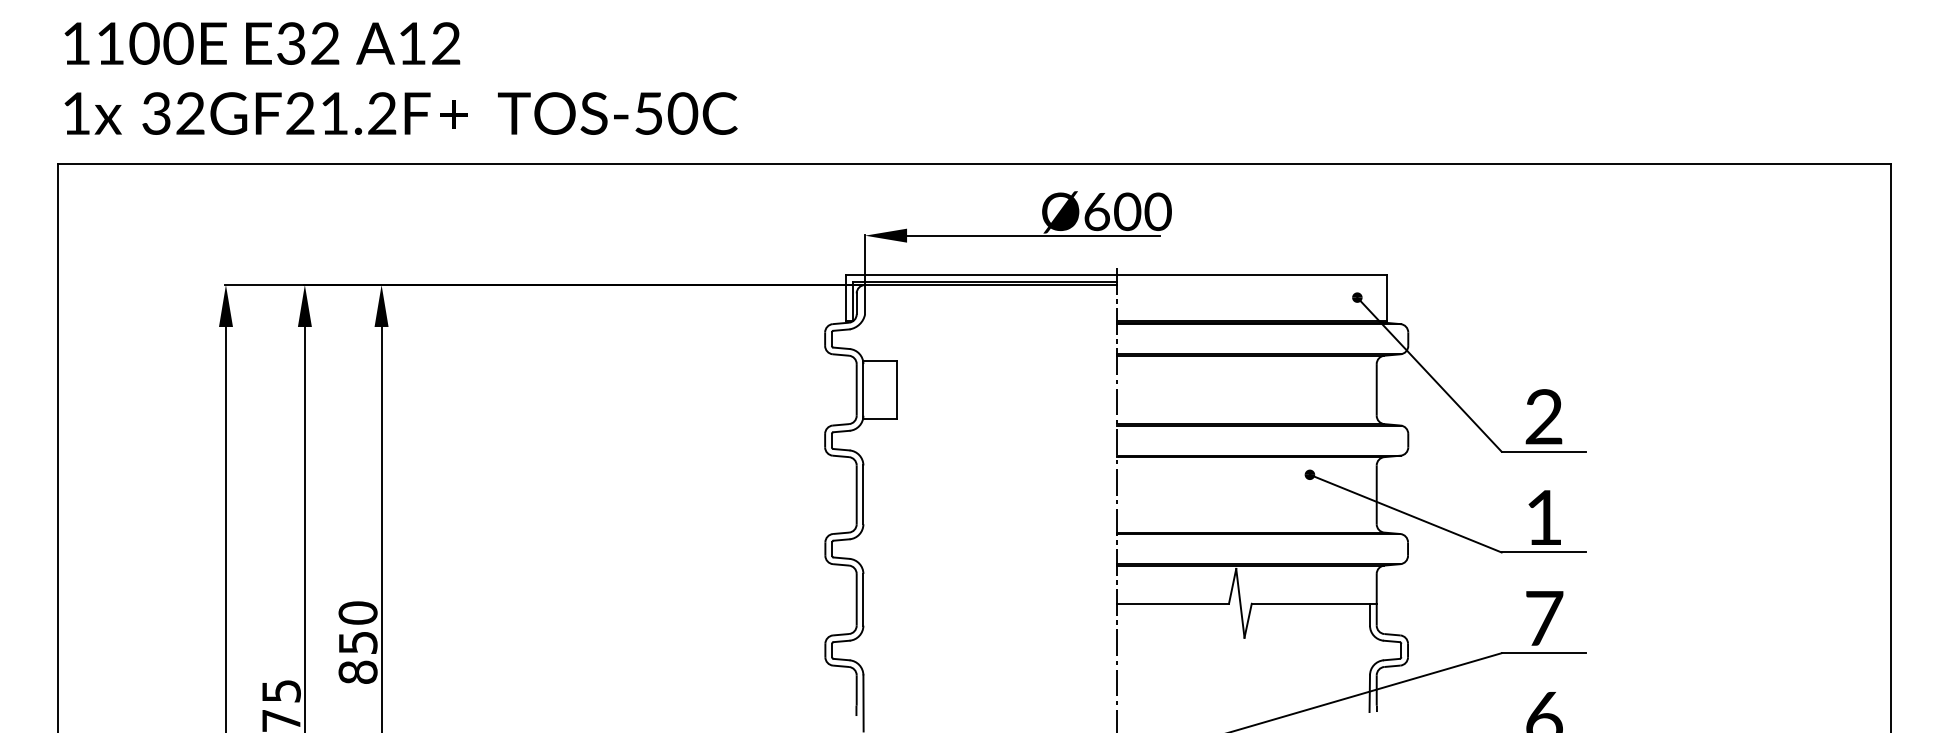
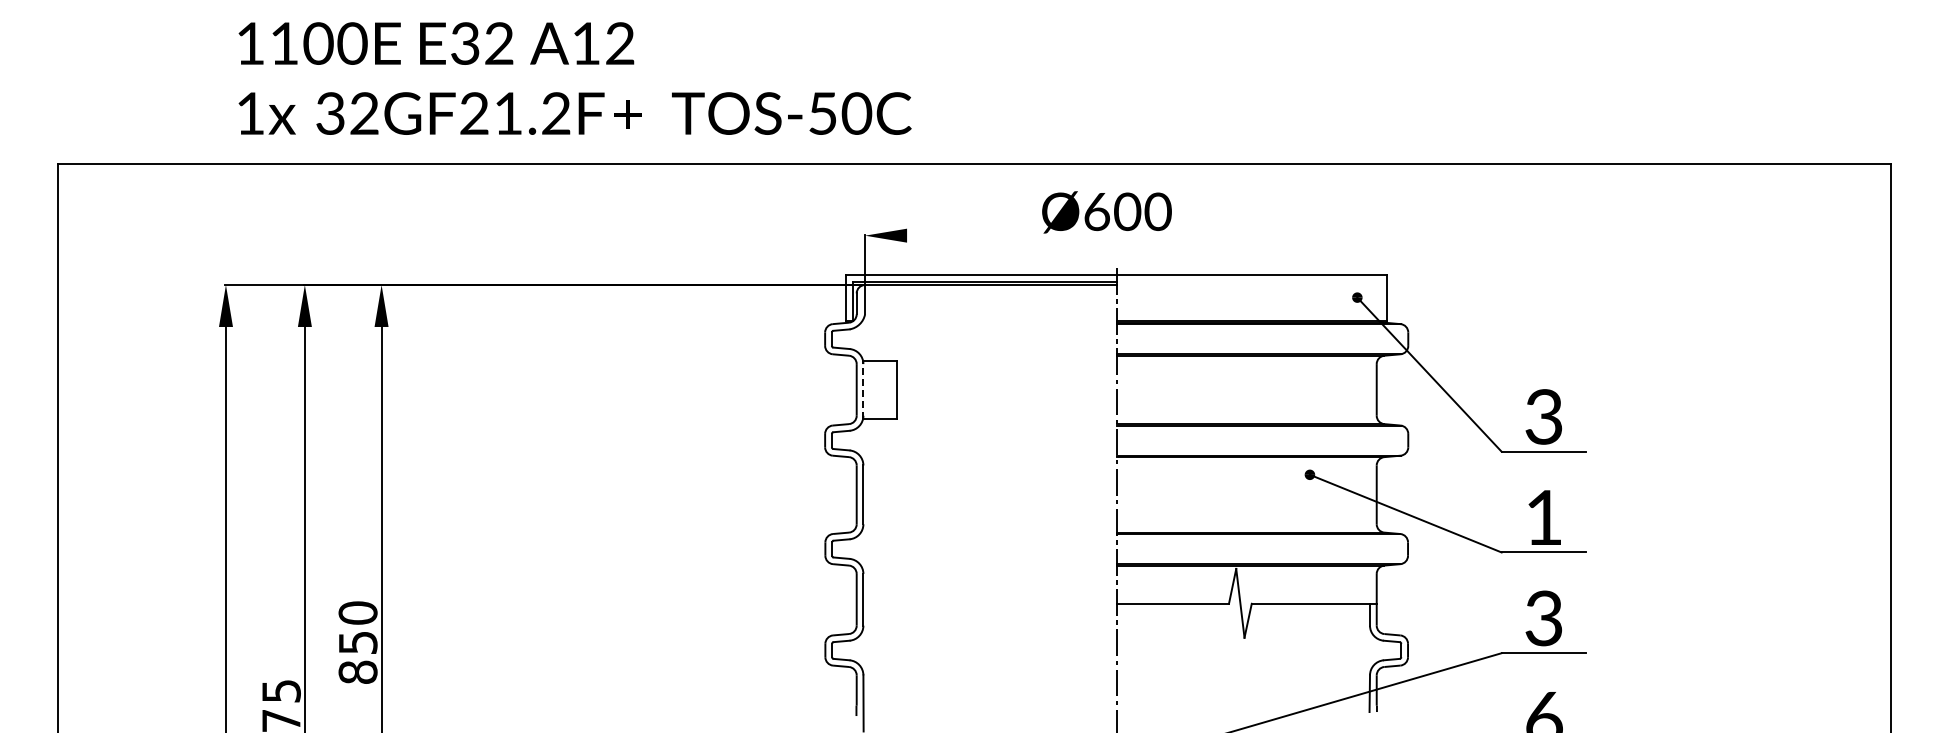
text position: (400, 78) -> (574, 78) (574, 78)
line: present -> none (1033, 235)
line: solid -> dashed (863, 389)
text: 2 -> 3 (1543, 417)
text: 7 -> 3 (1544, 618)
